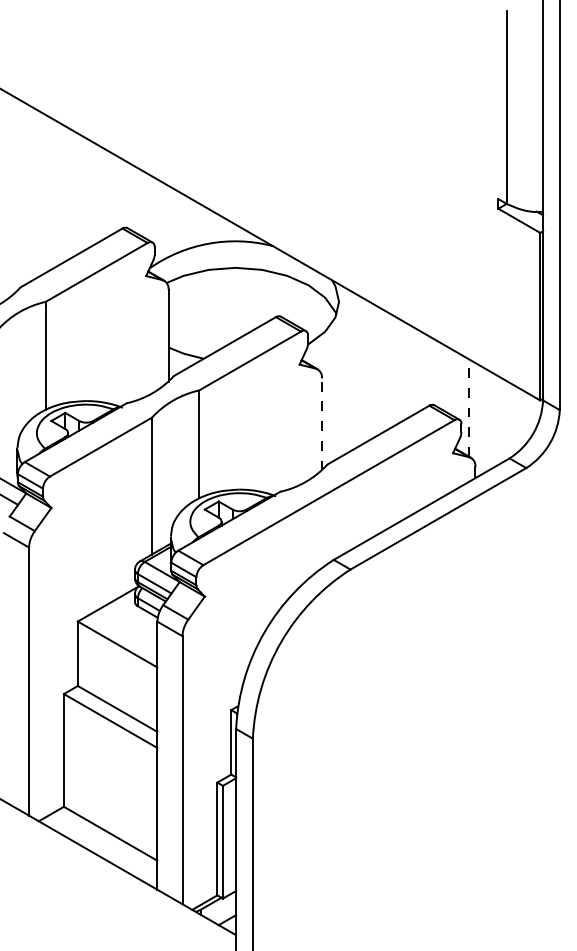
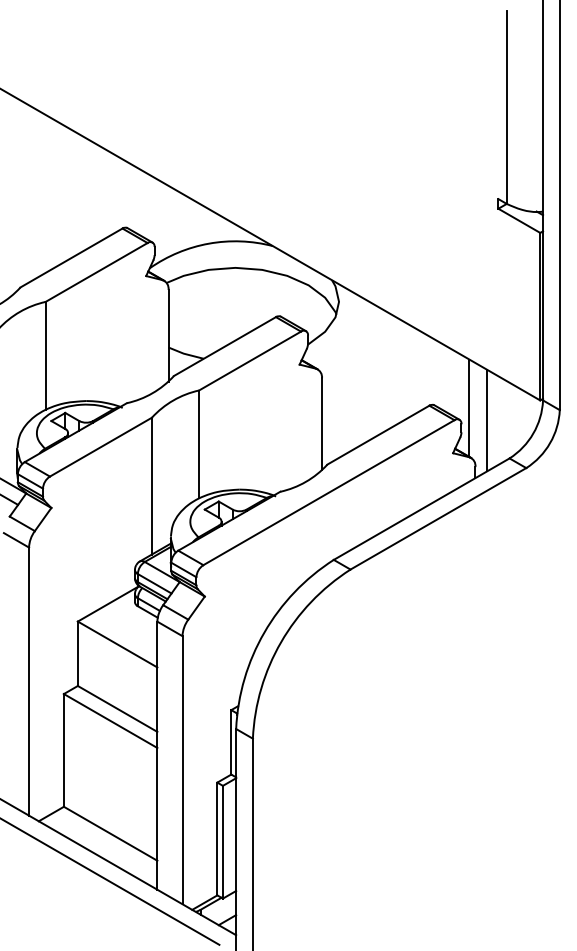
line: dashed -> solid (469, 408)
line: none -> present (487, 420)
line: dashed -> solid (321, 424)
line: none -> present (110, 881)
